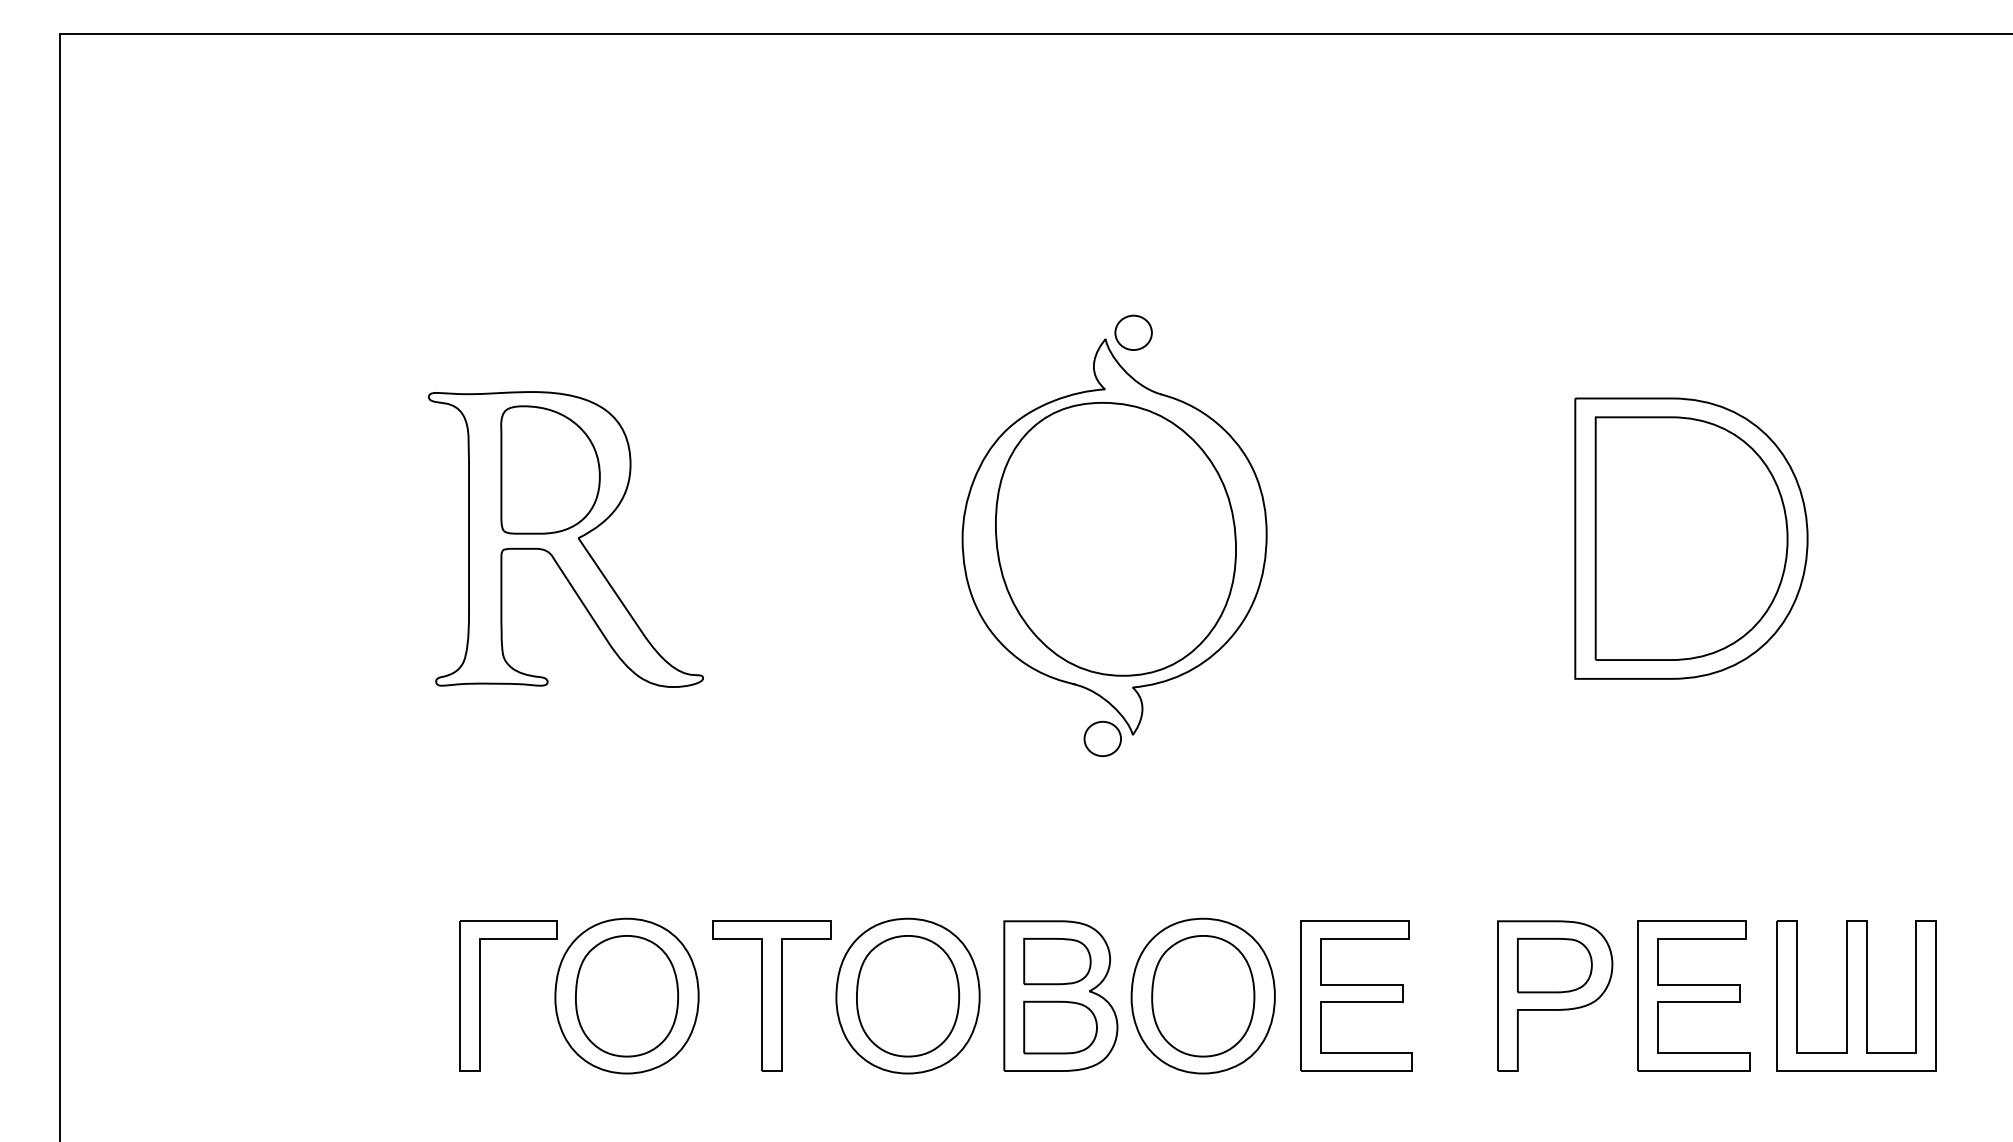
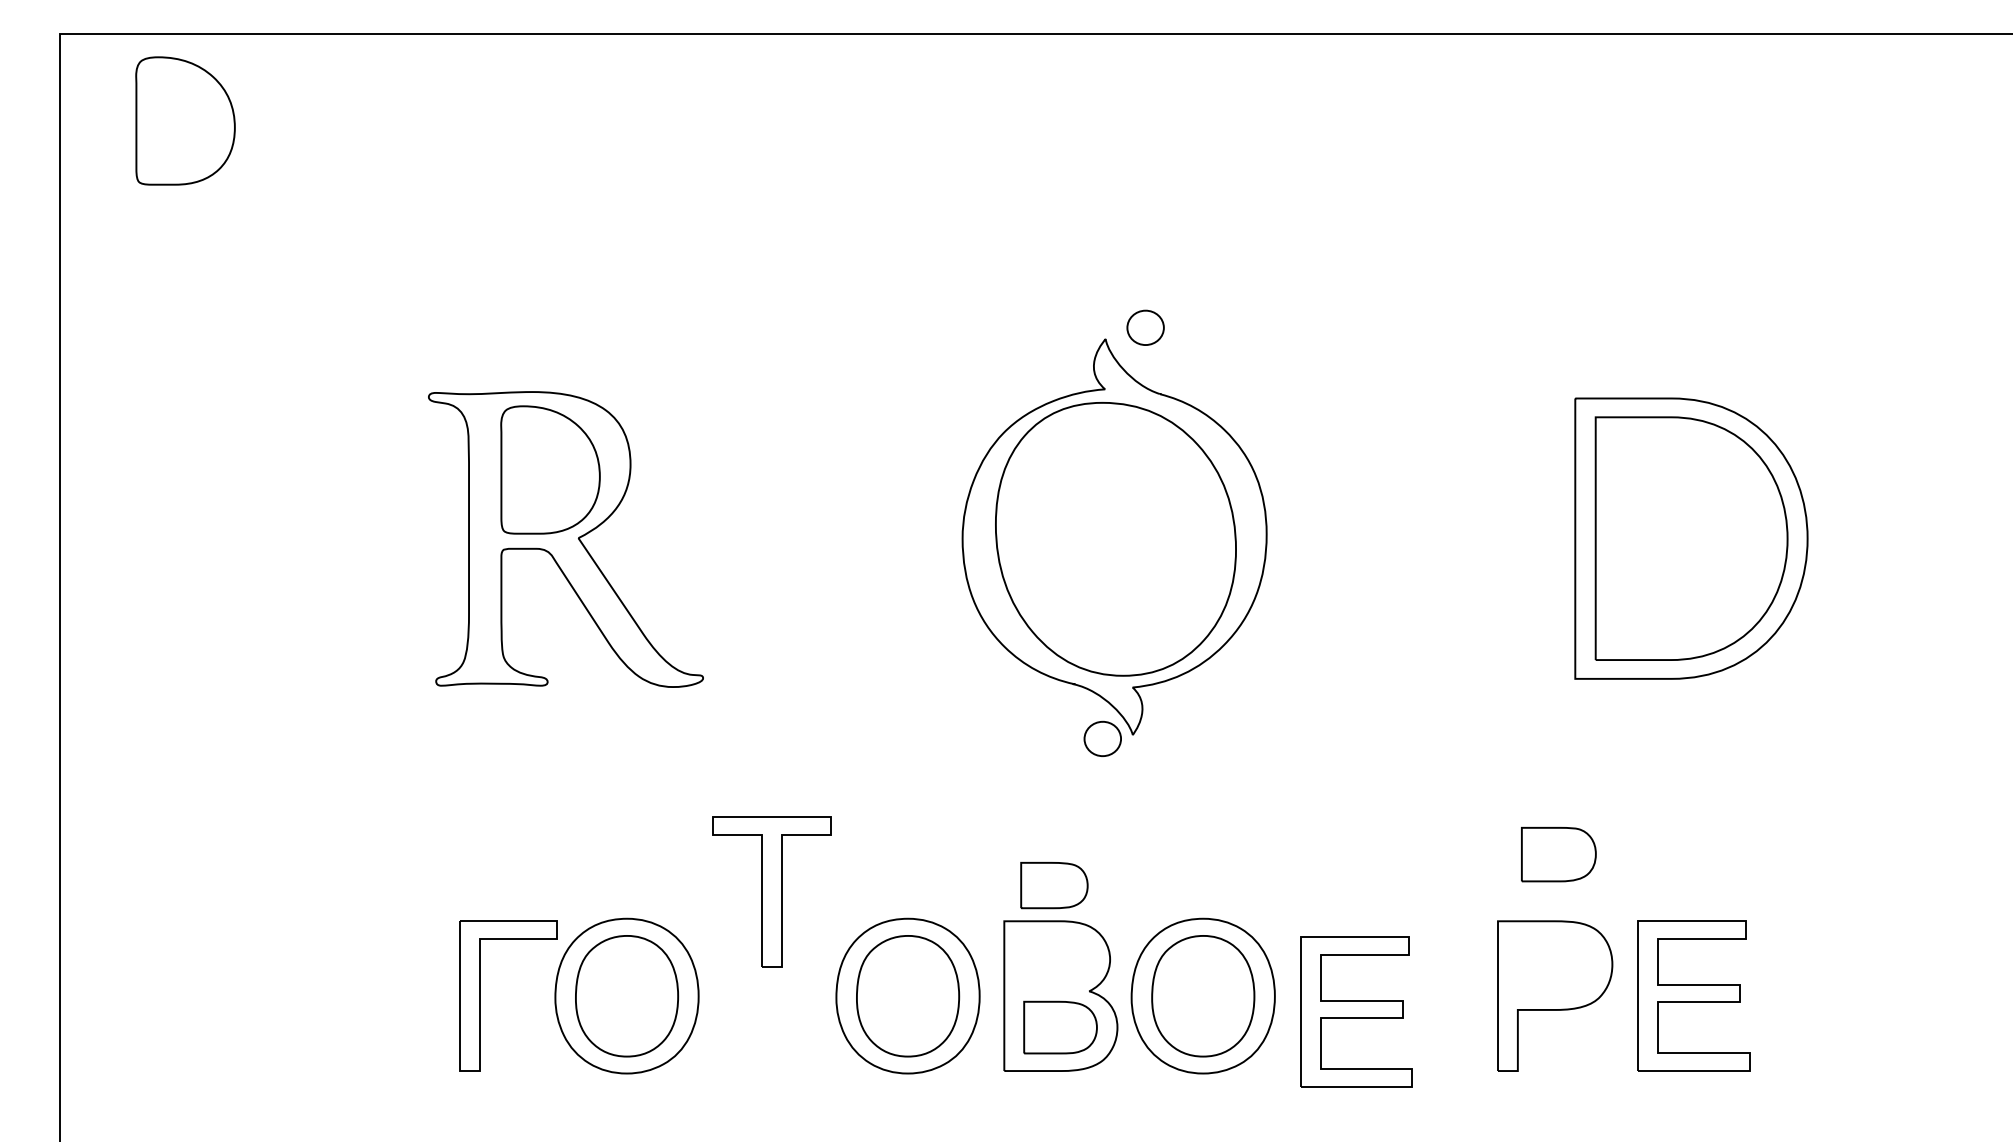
part: none -> present (185, 120)
part position: (1133, 332) -> (1145, 327) (1145, 327)
part position: (1057, 961) -> (1054, 885) (1054, 885)
part position: (1554, 965) -> (1558, 854) (1558, 854)
part position: (771, 995) -> (771, 891) (771, 891)
part position: (1356, 995) -> (1356, 1011) (1356, 1011)
part: present -> none (1856, 995)
